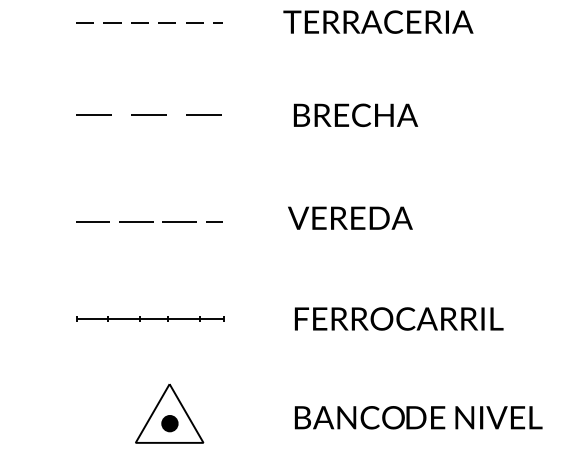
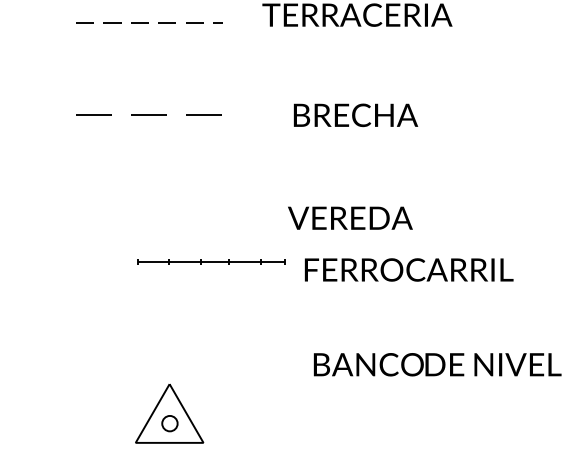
text position: (378, 21) -> (357, 14) (357, 14)
line: present -> none (149, 221)
part position: (150, 318) -> (211, 261) (211, 261)
text position: (398, 318) -> (408, 269) (408, 269)
text position: (418, 417) -> (437, 364) (437, 364)
fill: present -> none (169, 423)
